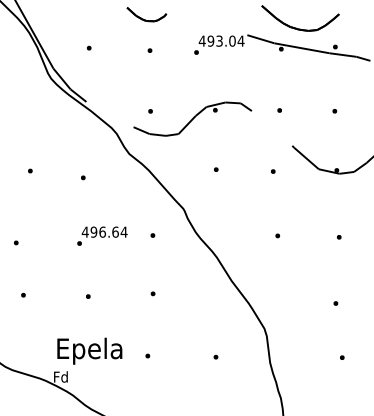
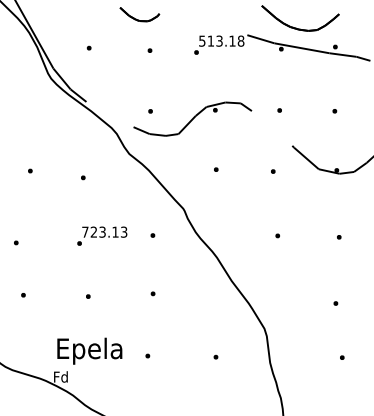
part position: (146, 14) -> (139, 14) (139, 14)
text: 493.04 -> 513.18 (221, 40)
text: 496.64 -> 723.13 (104, 231)
